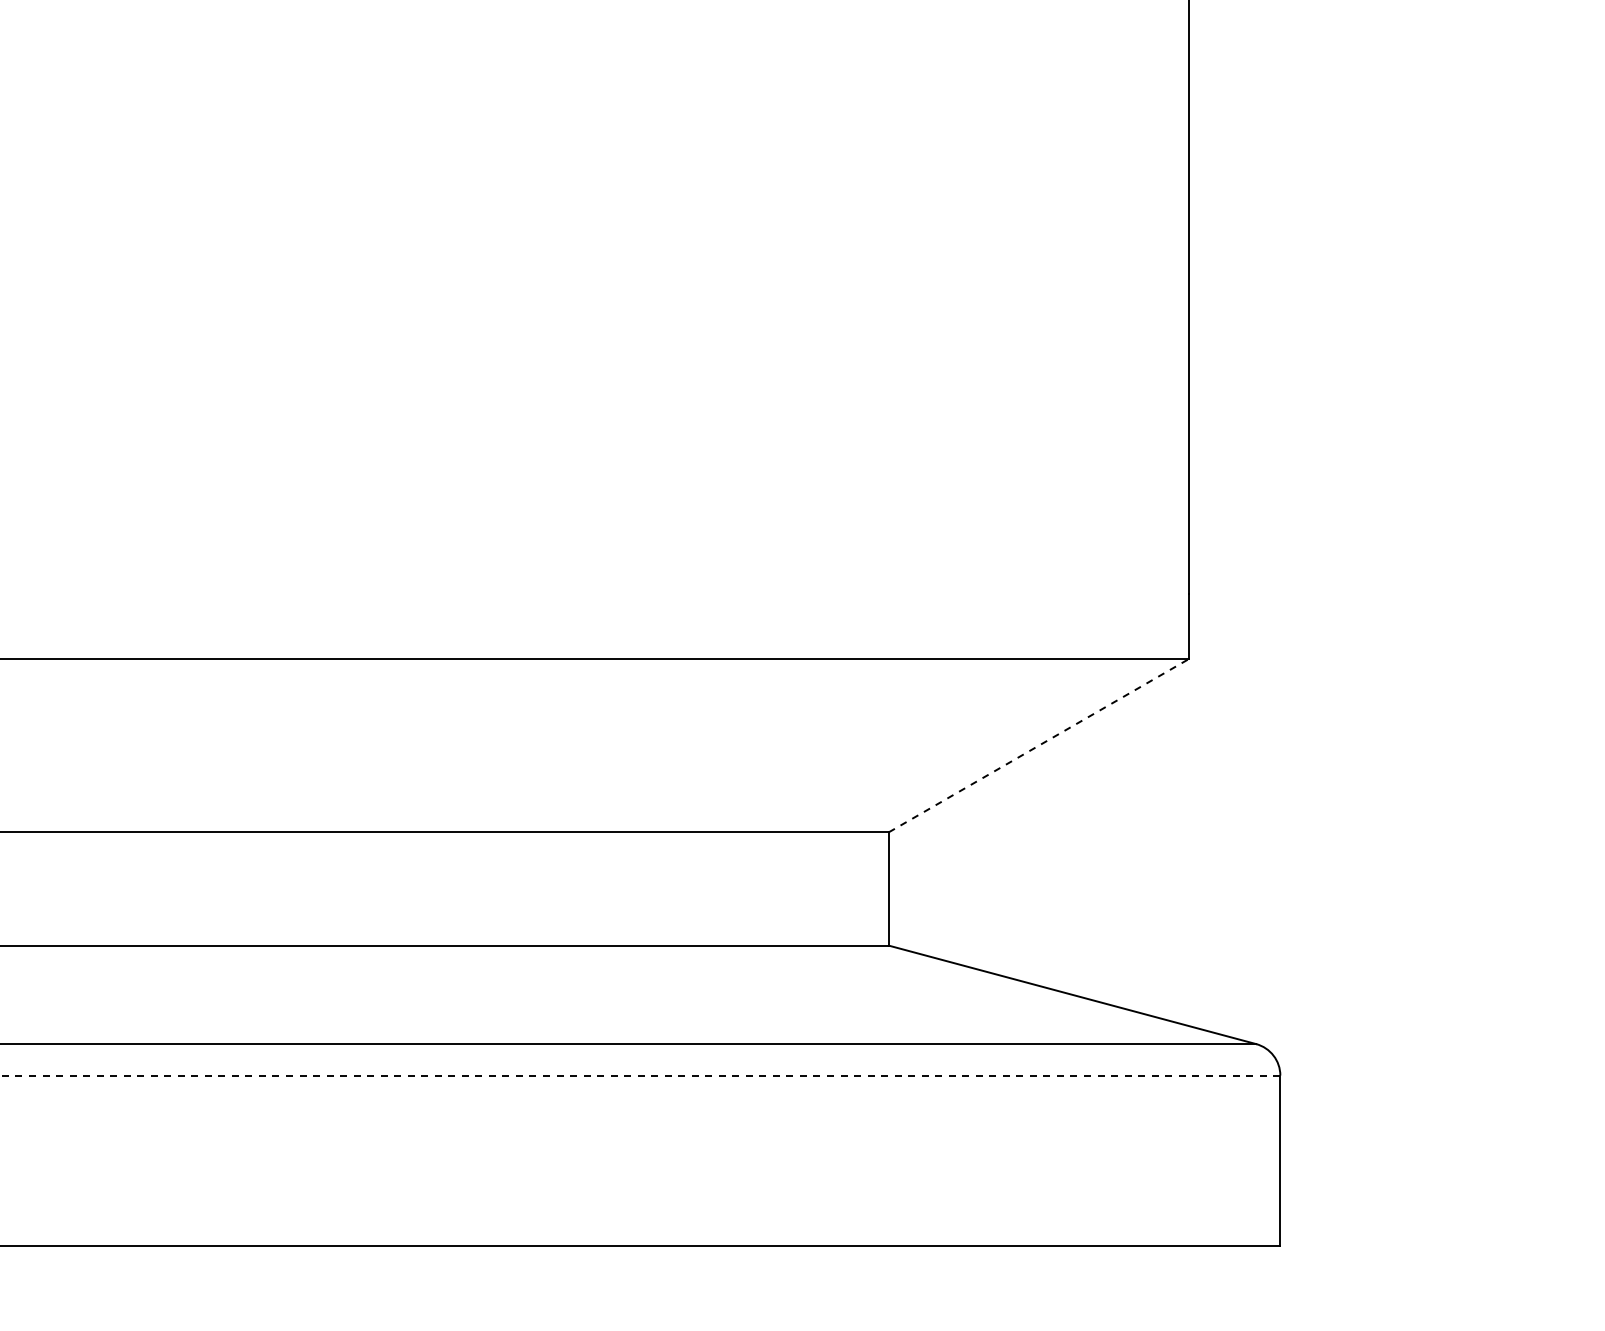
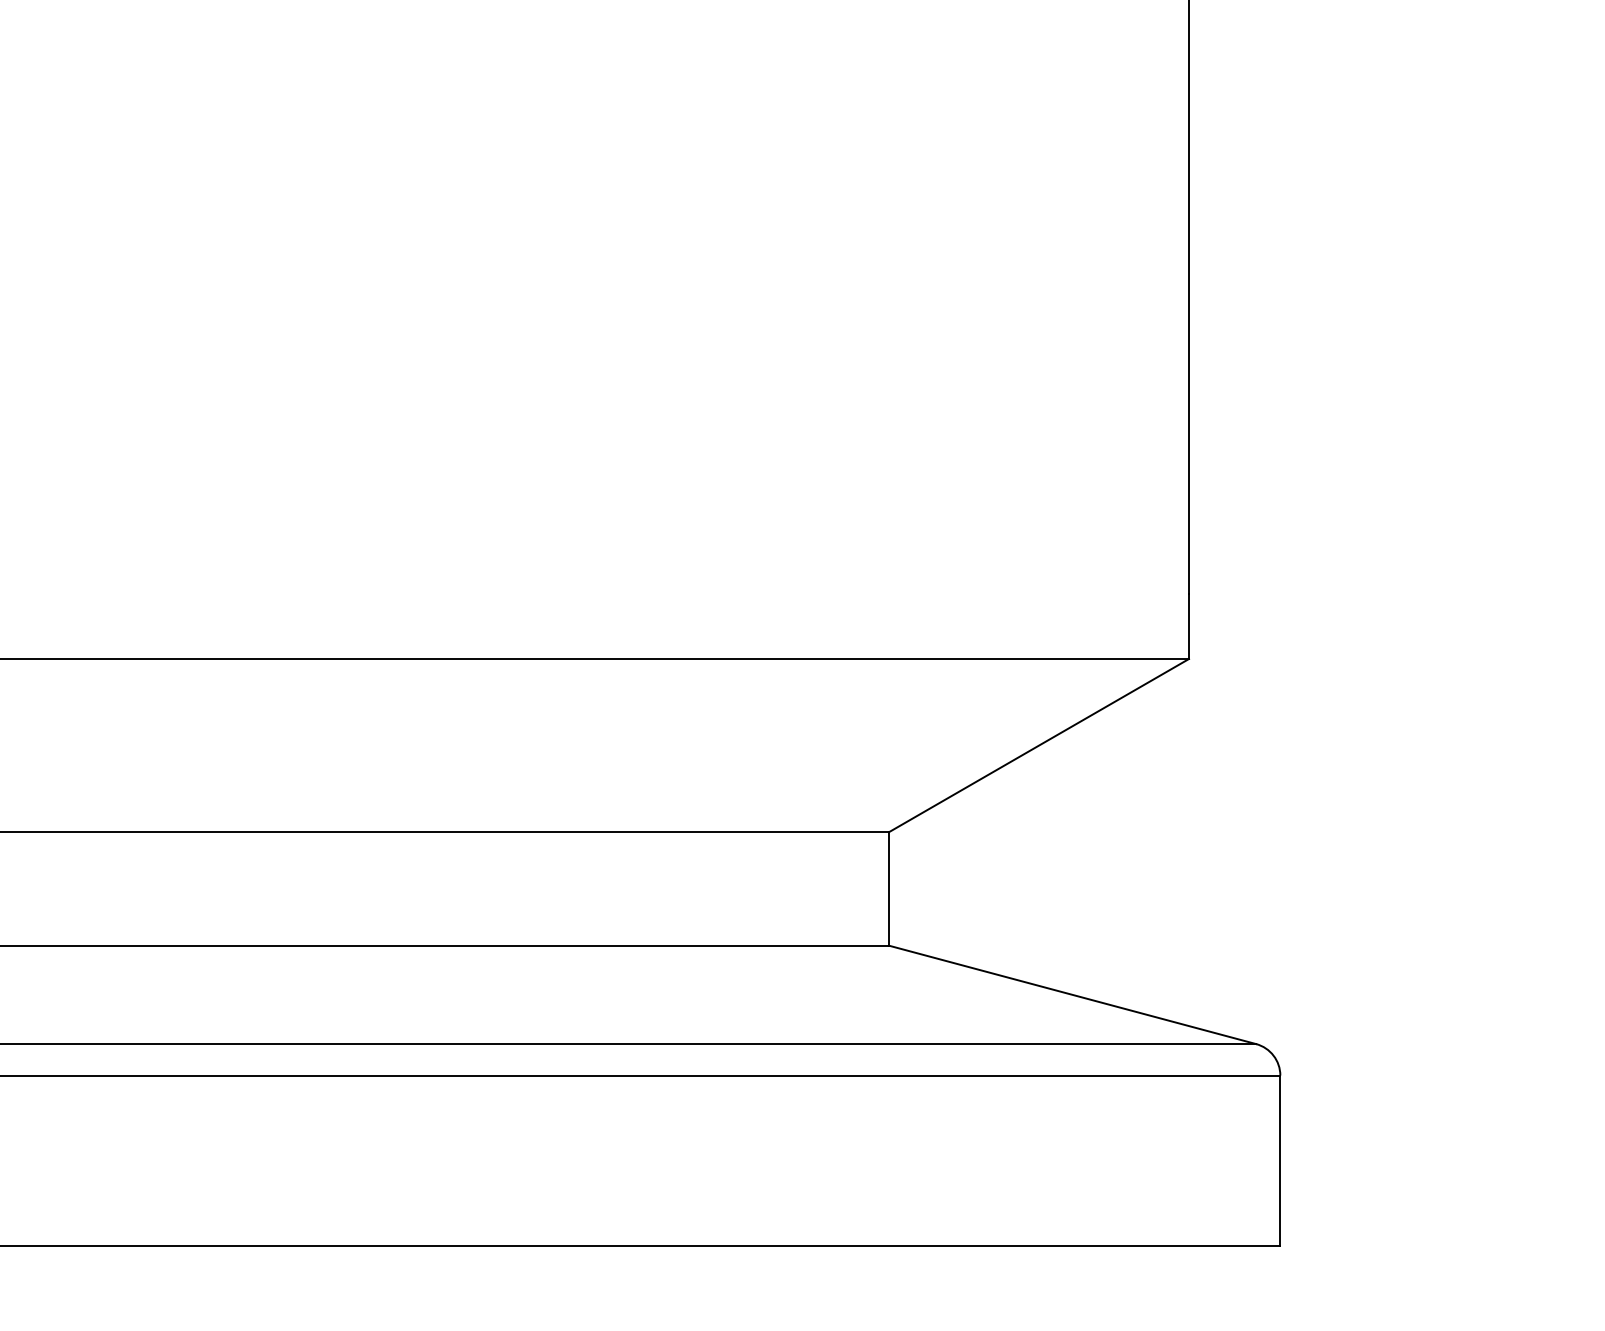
line: dashed -> solid (1039, 745)
line: dashed -> solid (640, 1075)
